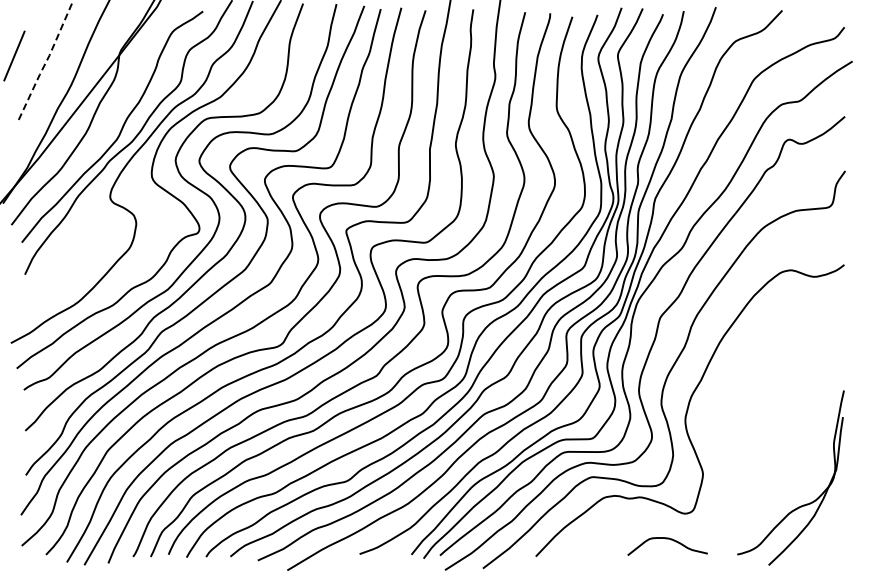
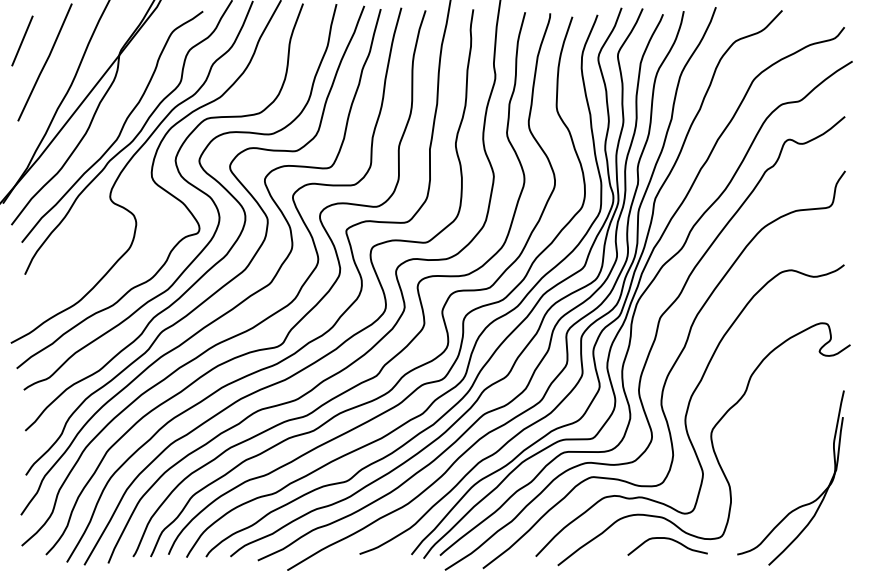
line position: (14, 55) -> (22, 40) (22, 40)
line: dashed -> solid (45, 63)
curve: none -> present (711, 444)
